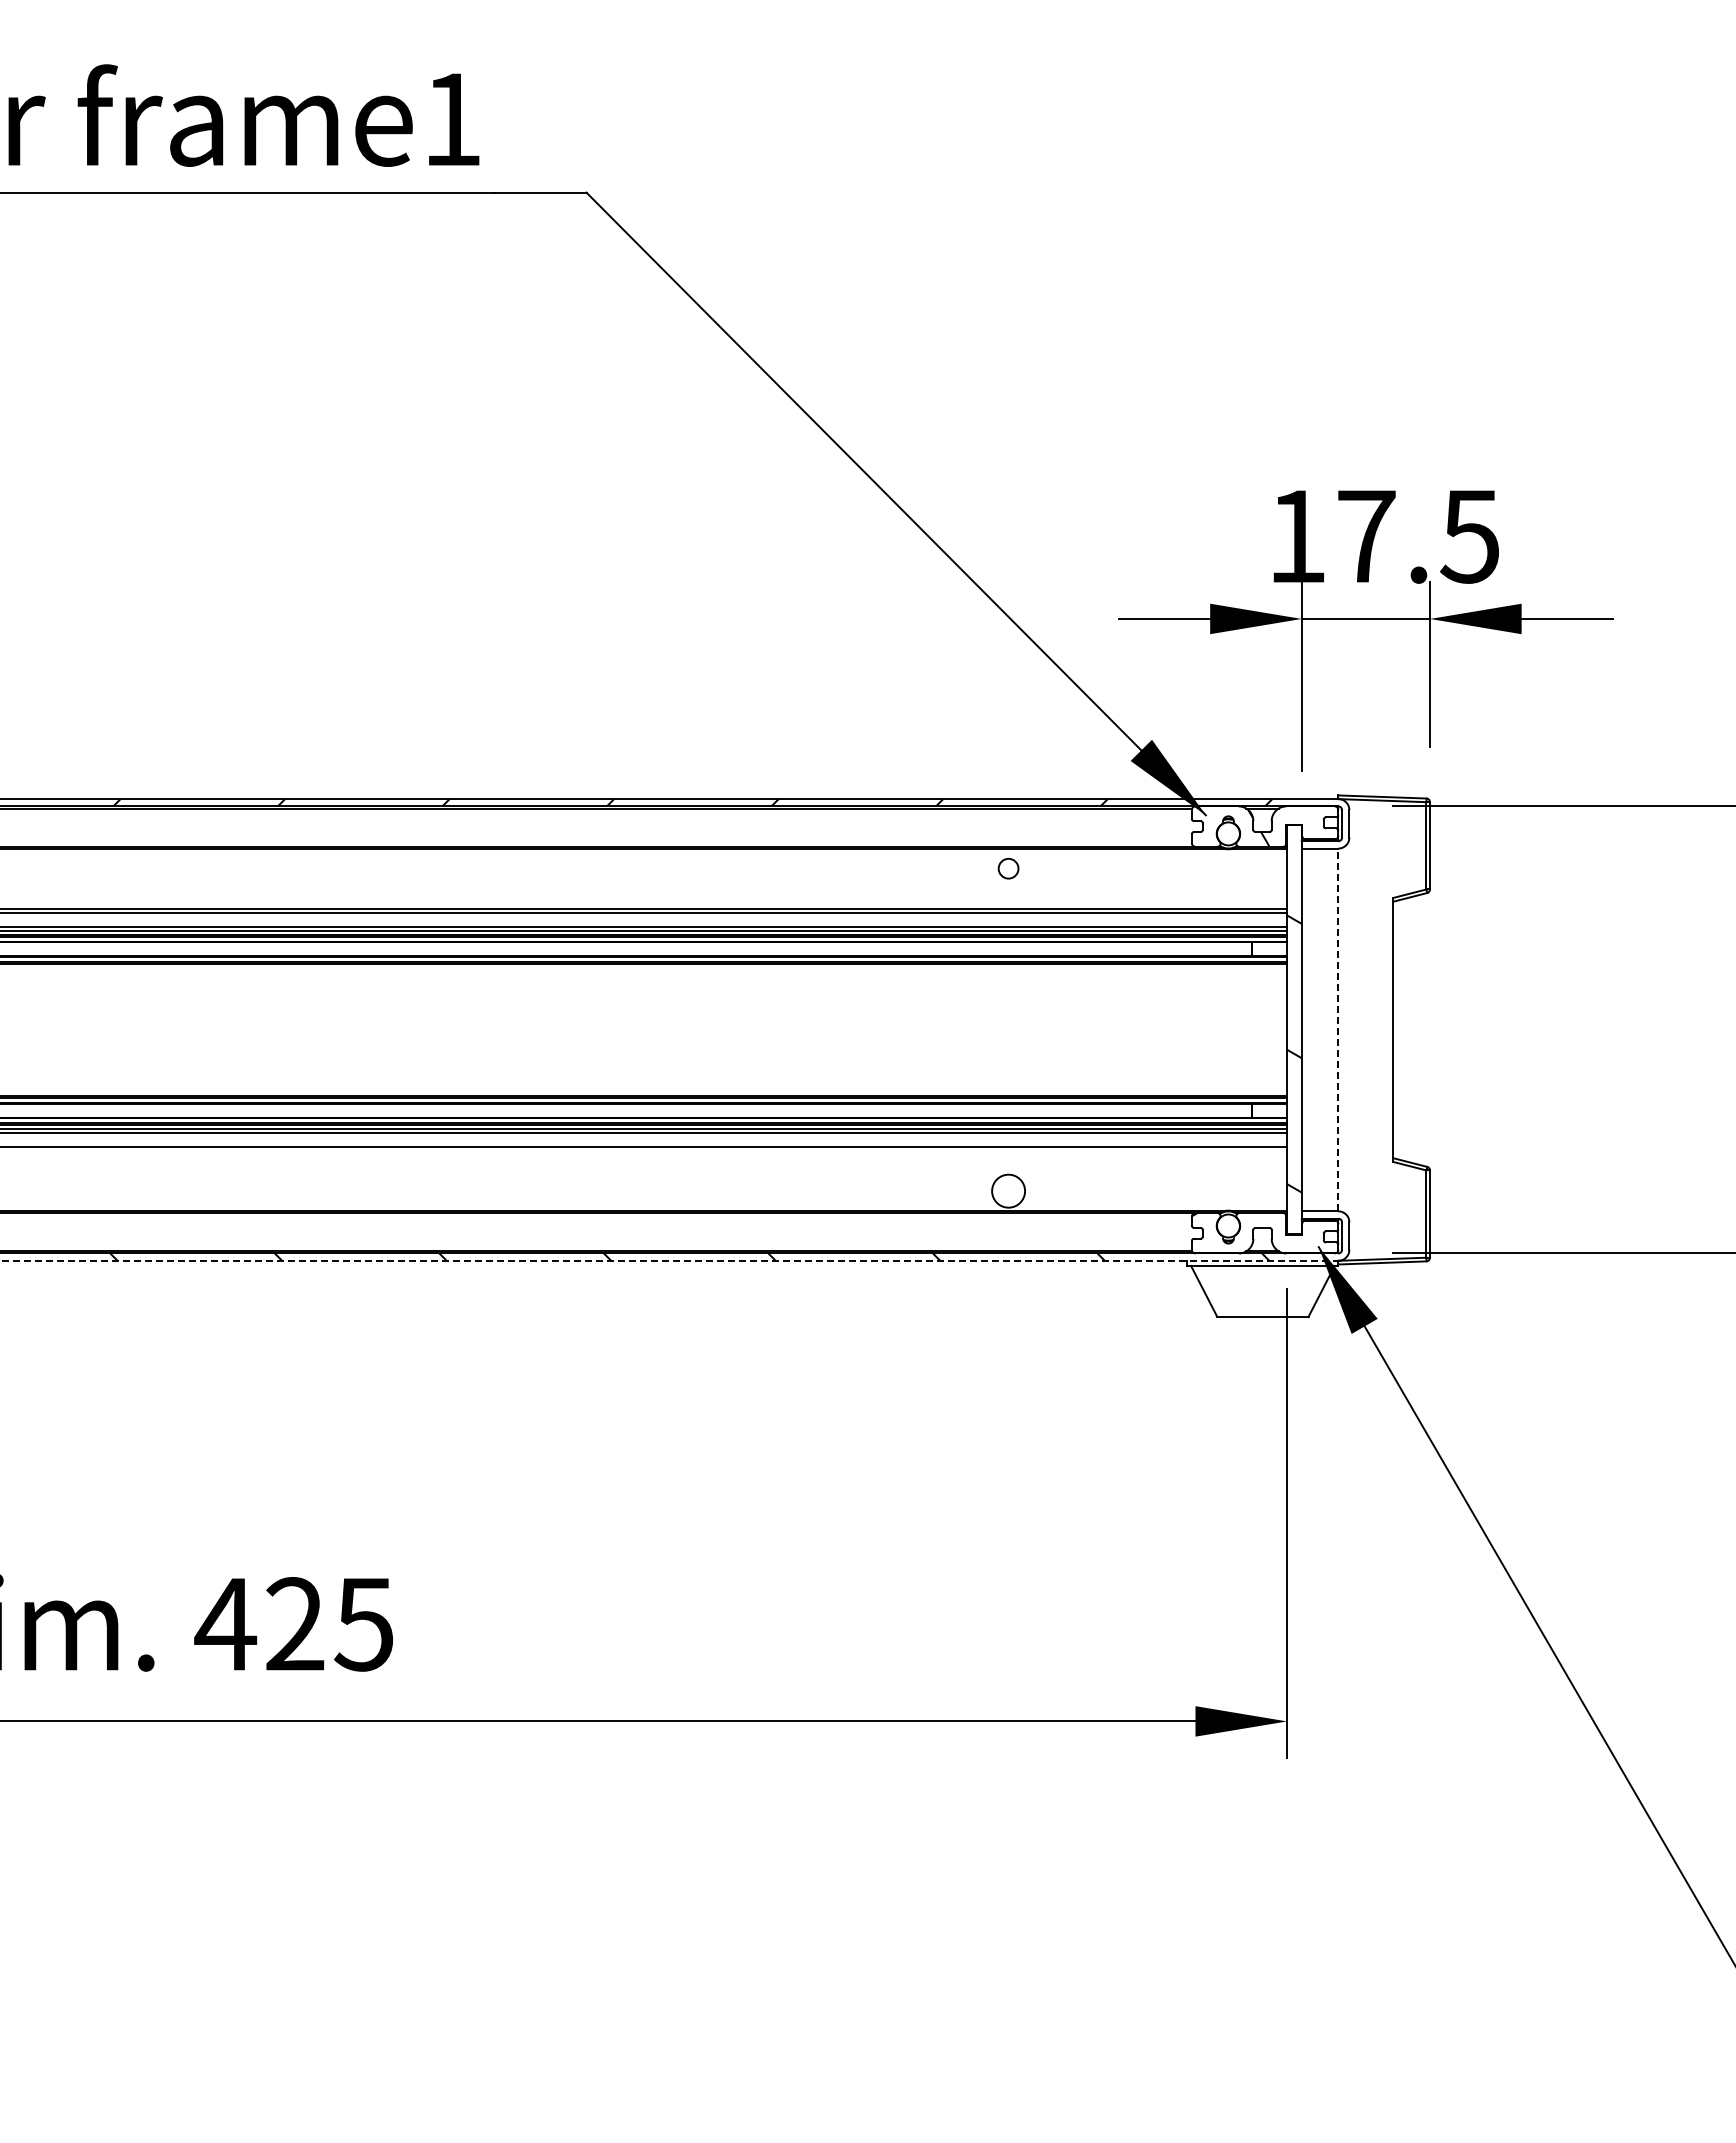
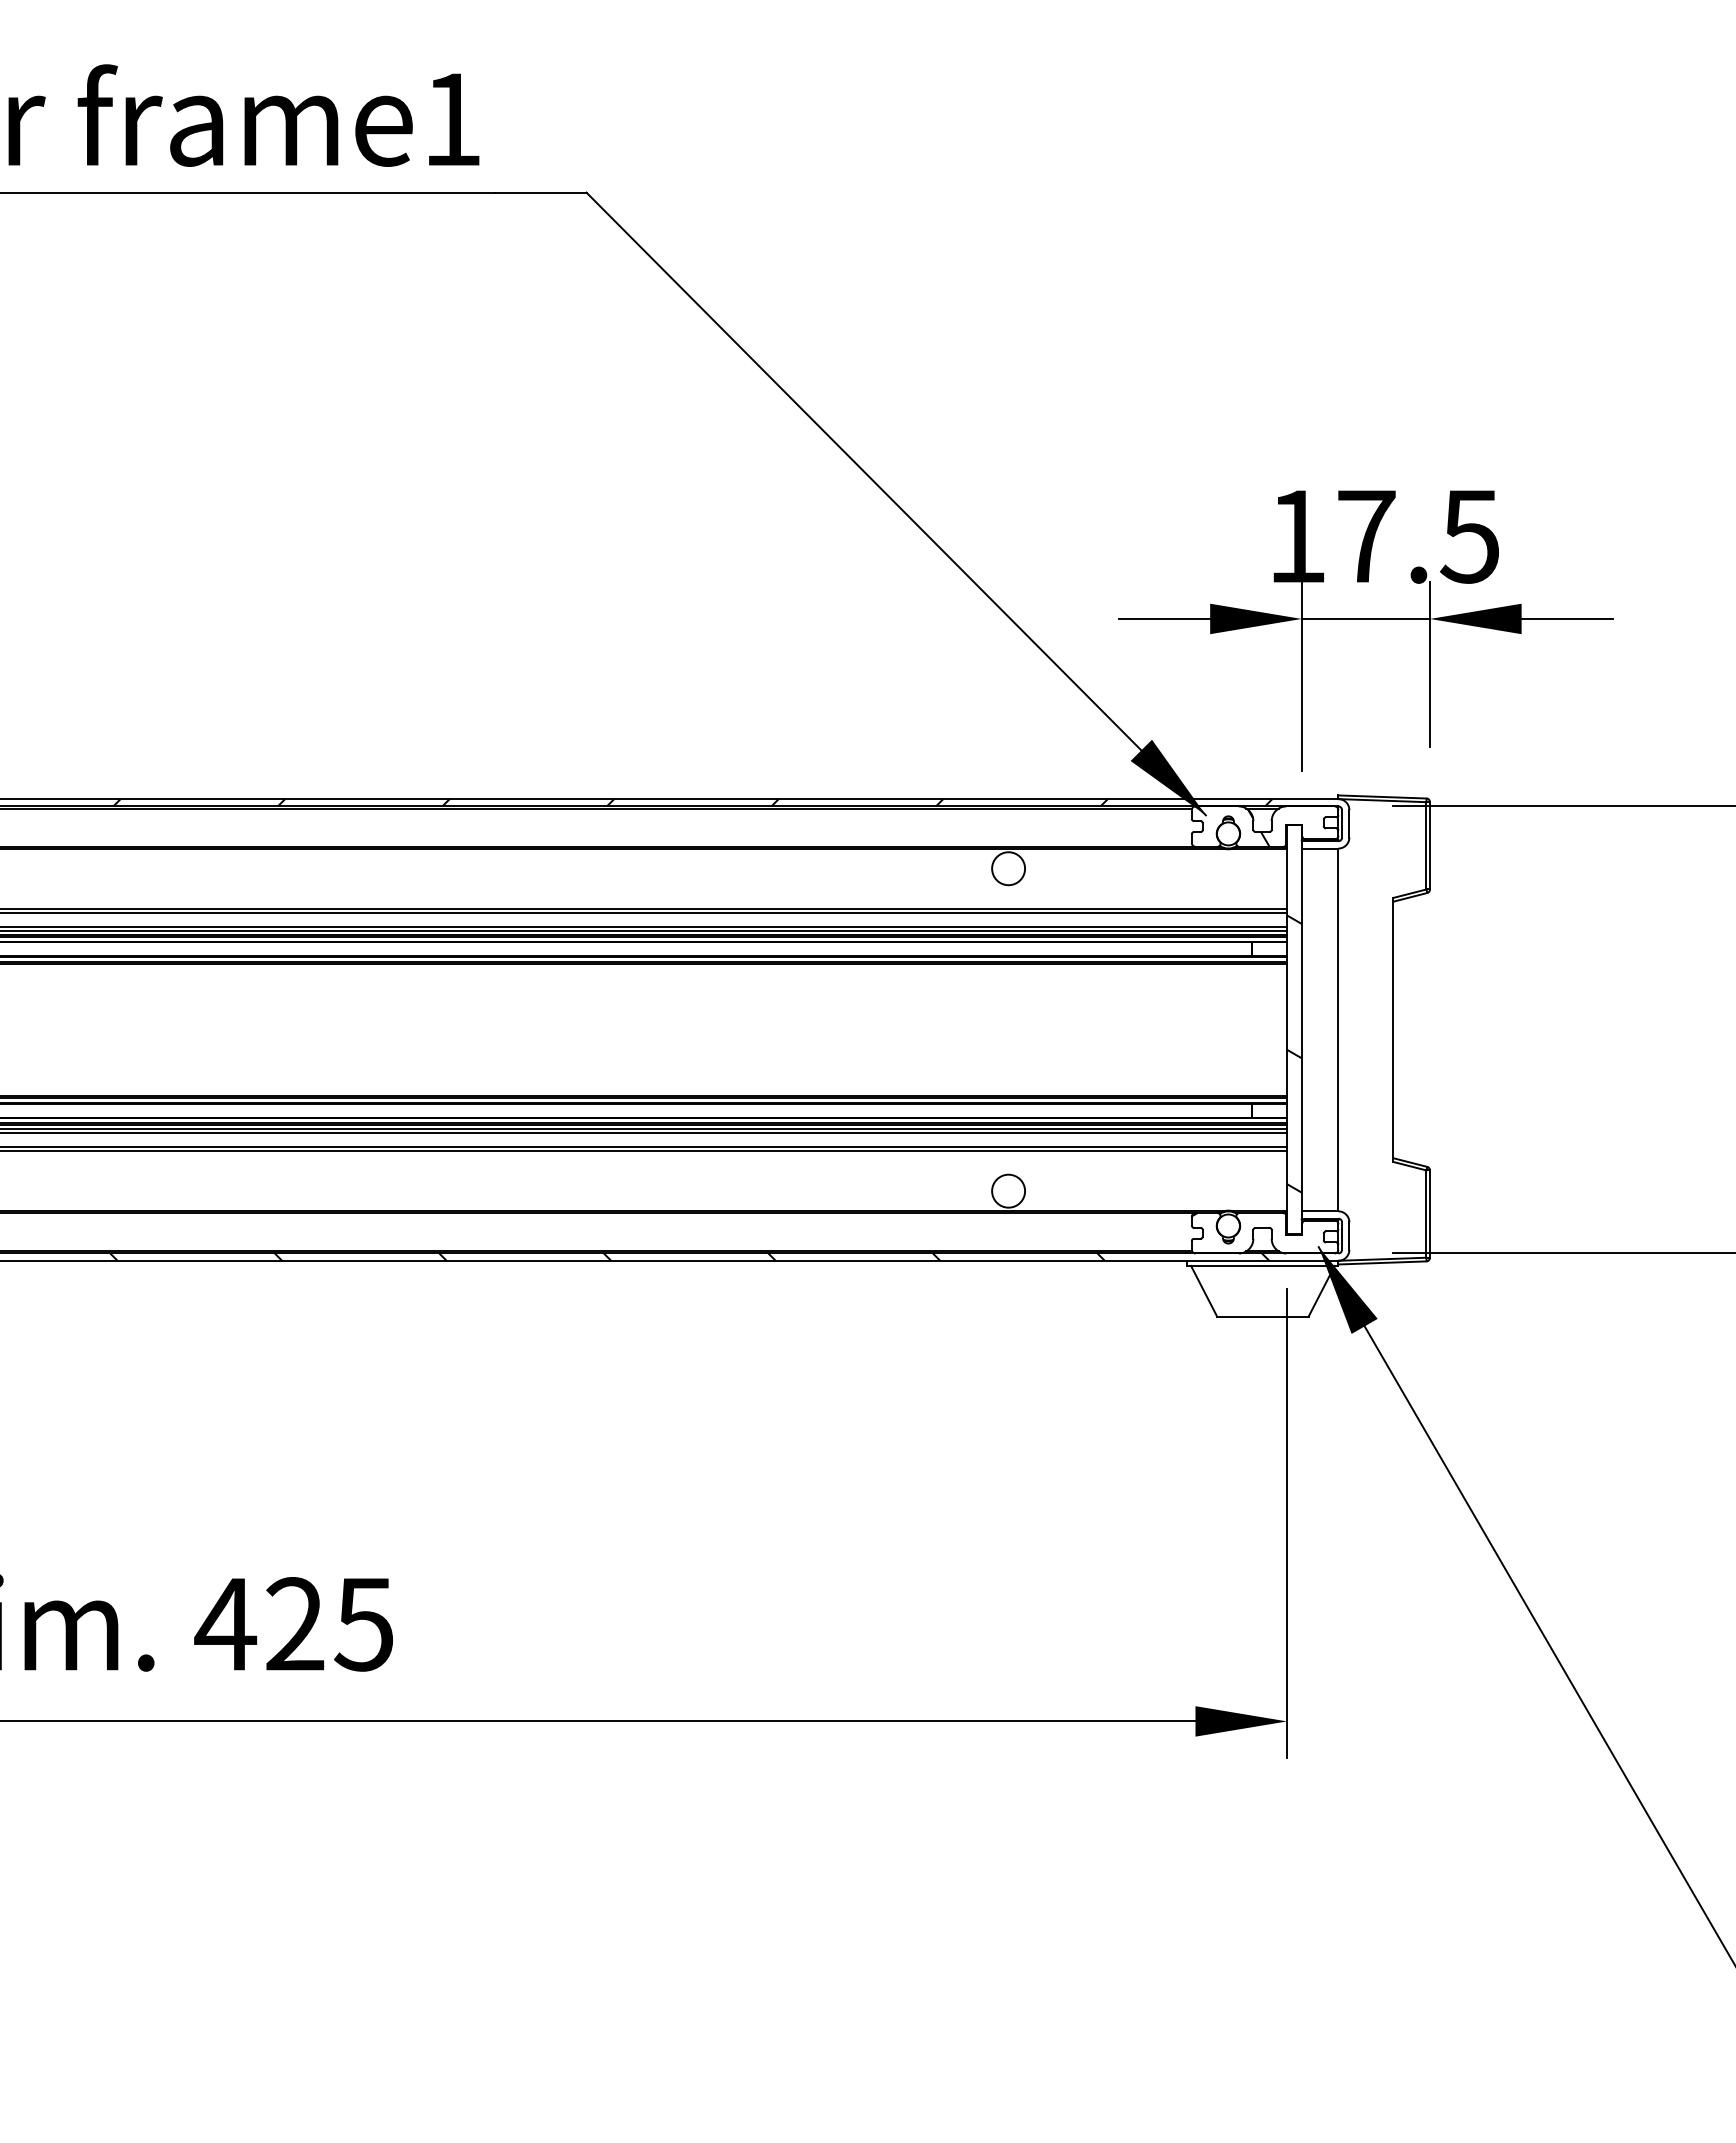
circle diameter: 20 px -> 33 px (1008, 868)
line: dashed -> solid (1338, 1029)
line: none -> present (644, 1150)
line: dashed -> solid (669, 1260)
